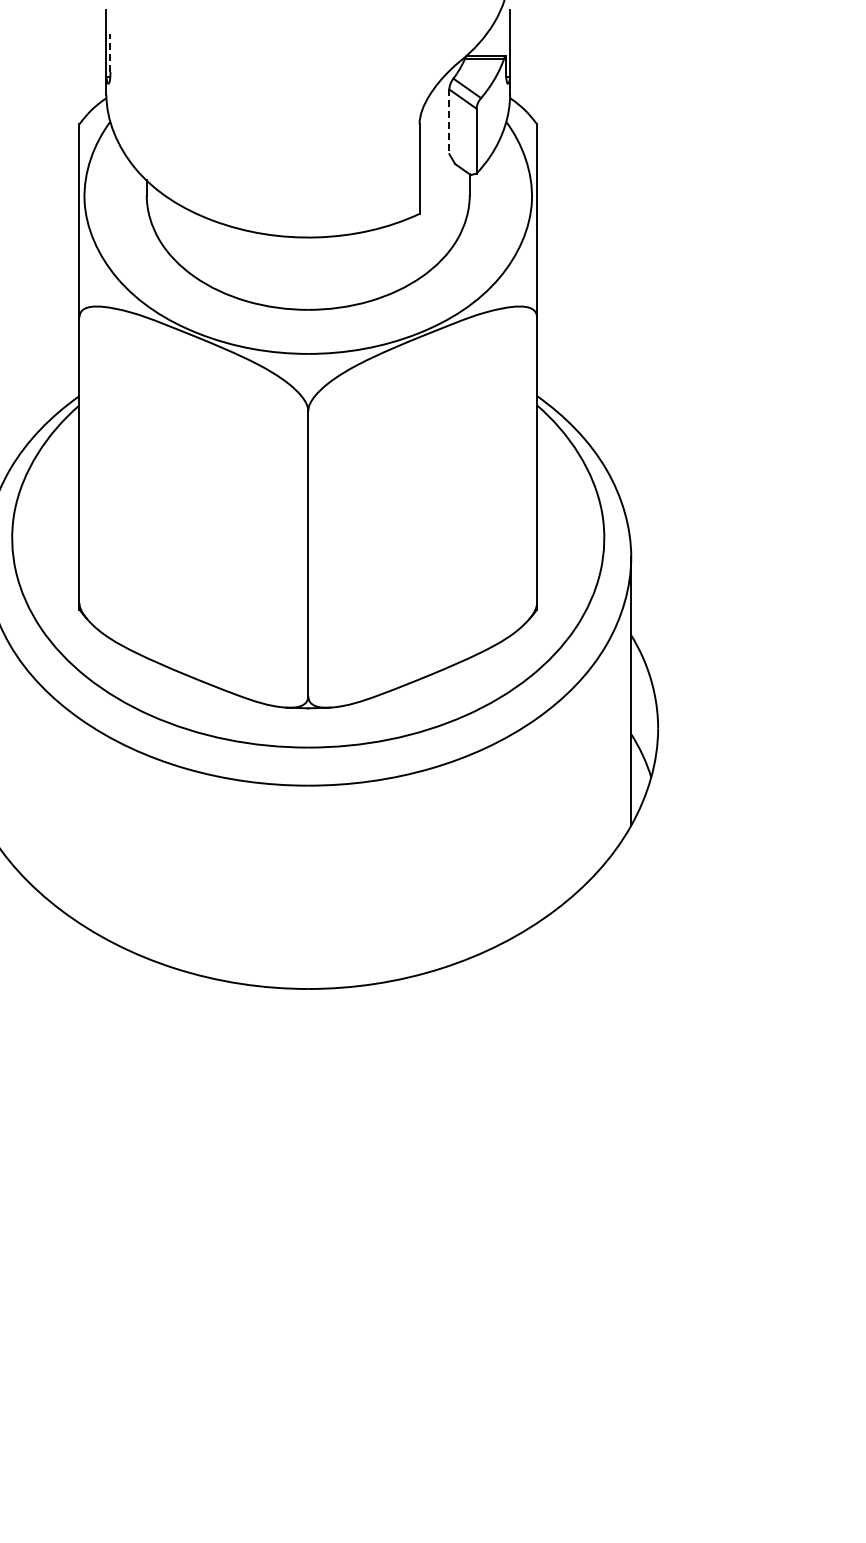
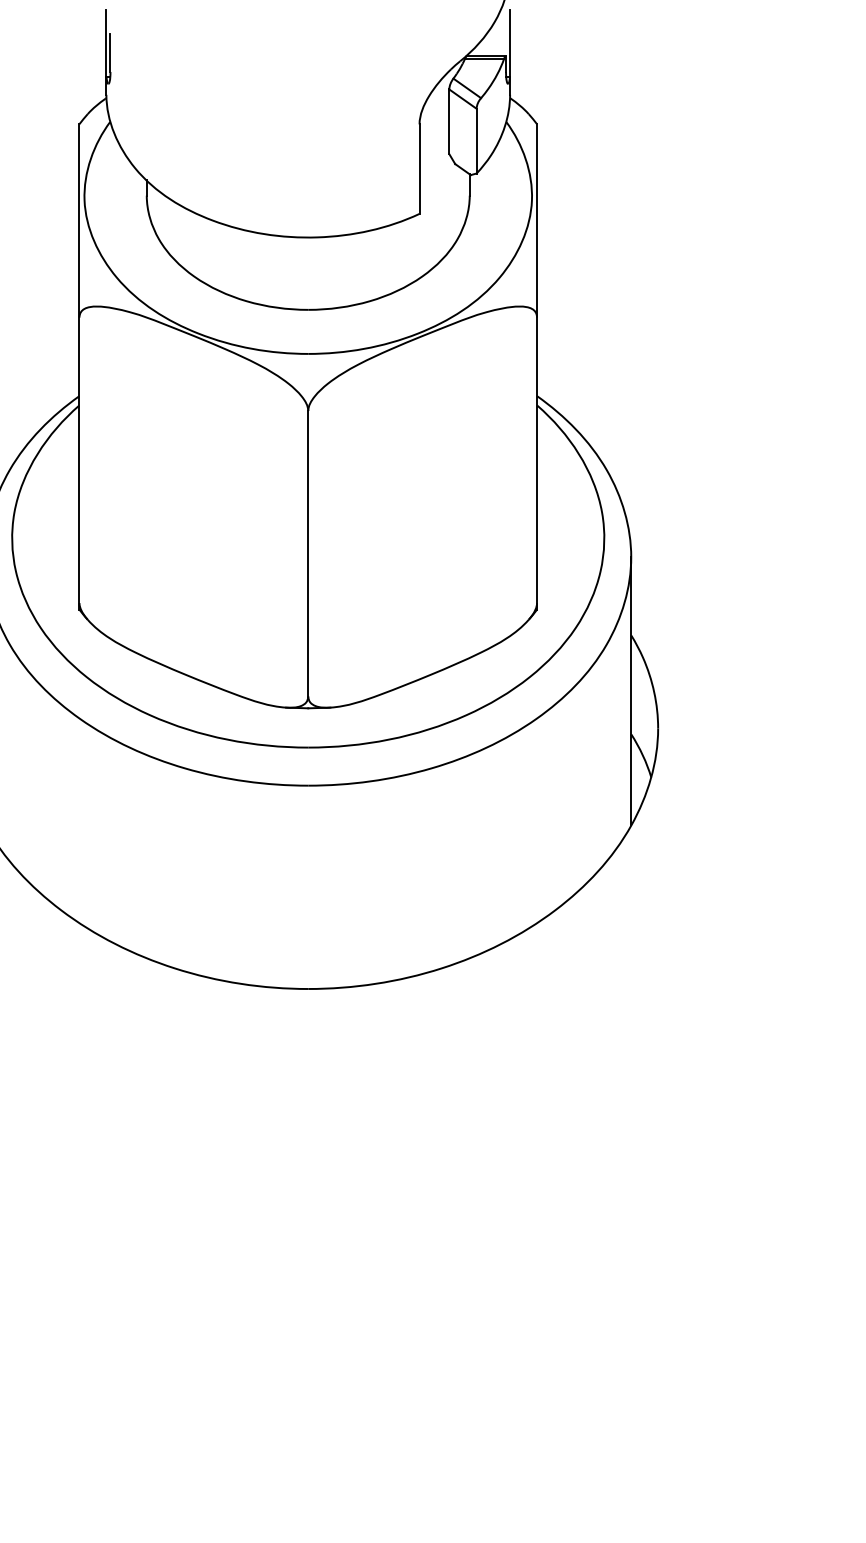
line: dashed -> solid (110, 52)
line: dashed -> solid (449, 122)
